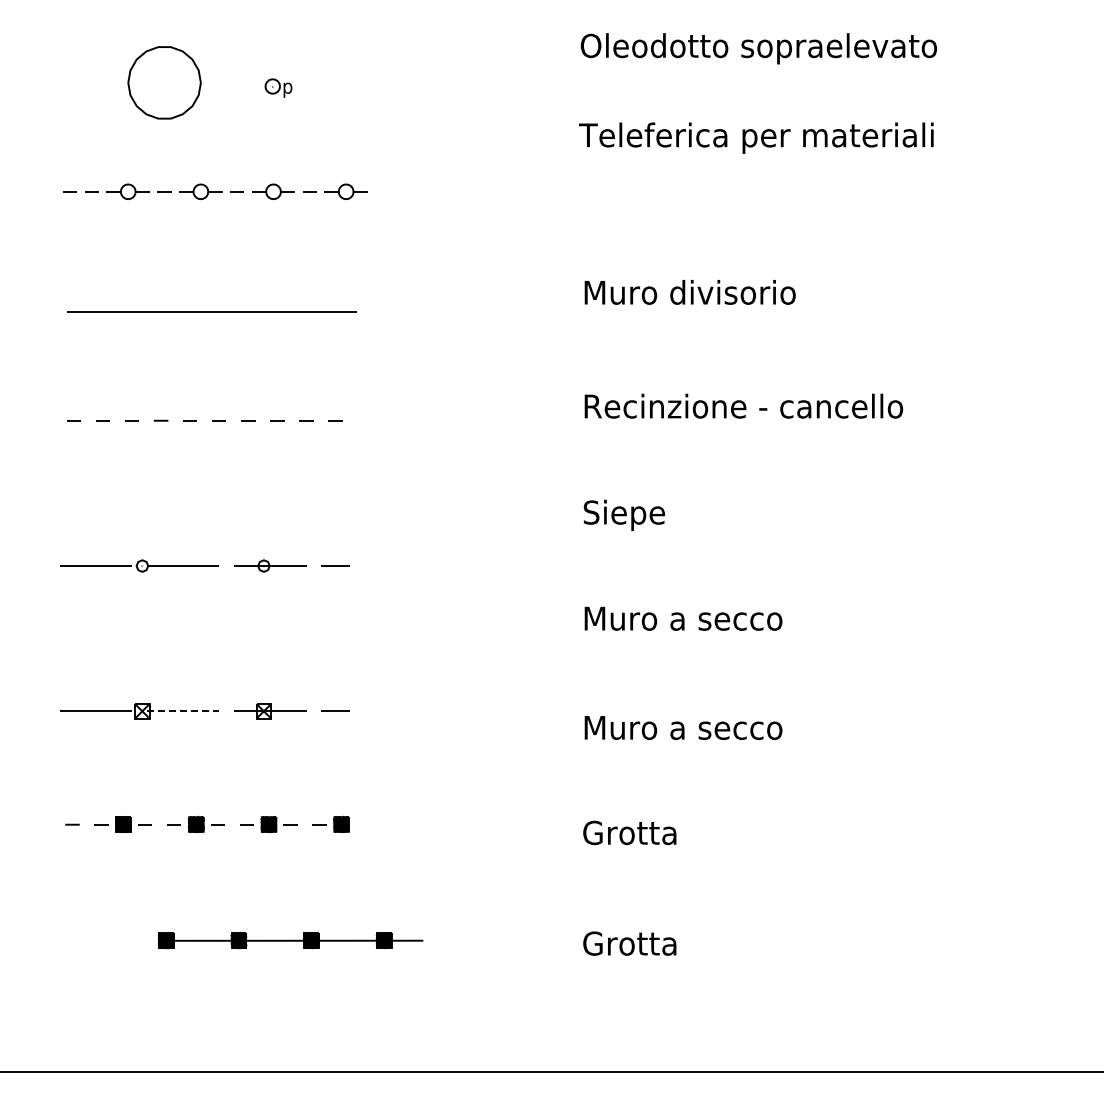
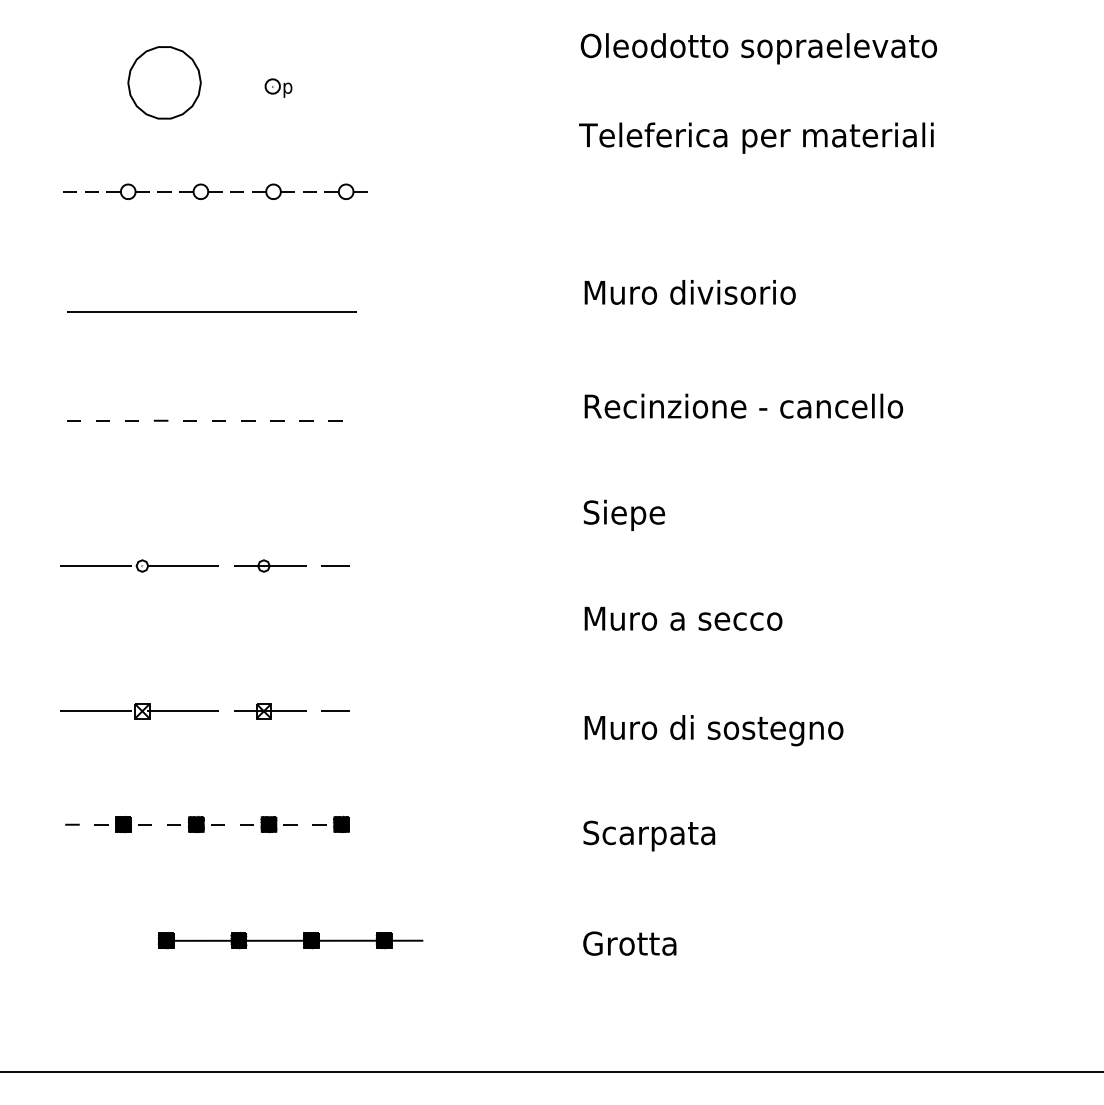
line: dashed -> solid (183, 711)
text: Muro a secco -> Muro di sostegno (756, 730)
text: Grotta -> Scarpata (649, 835)
